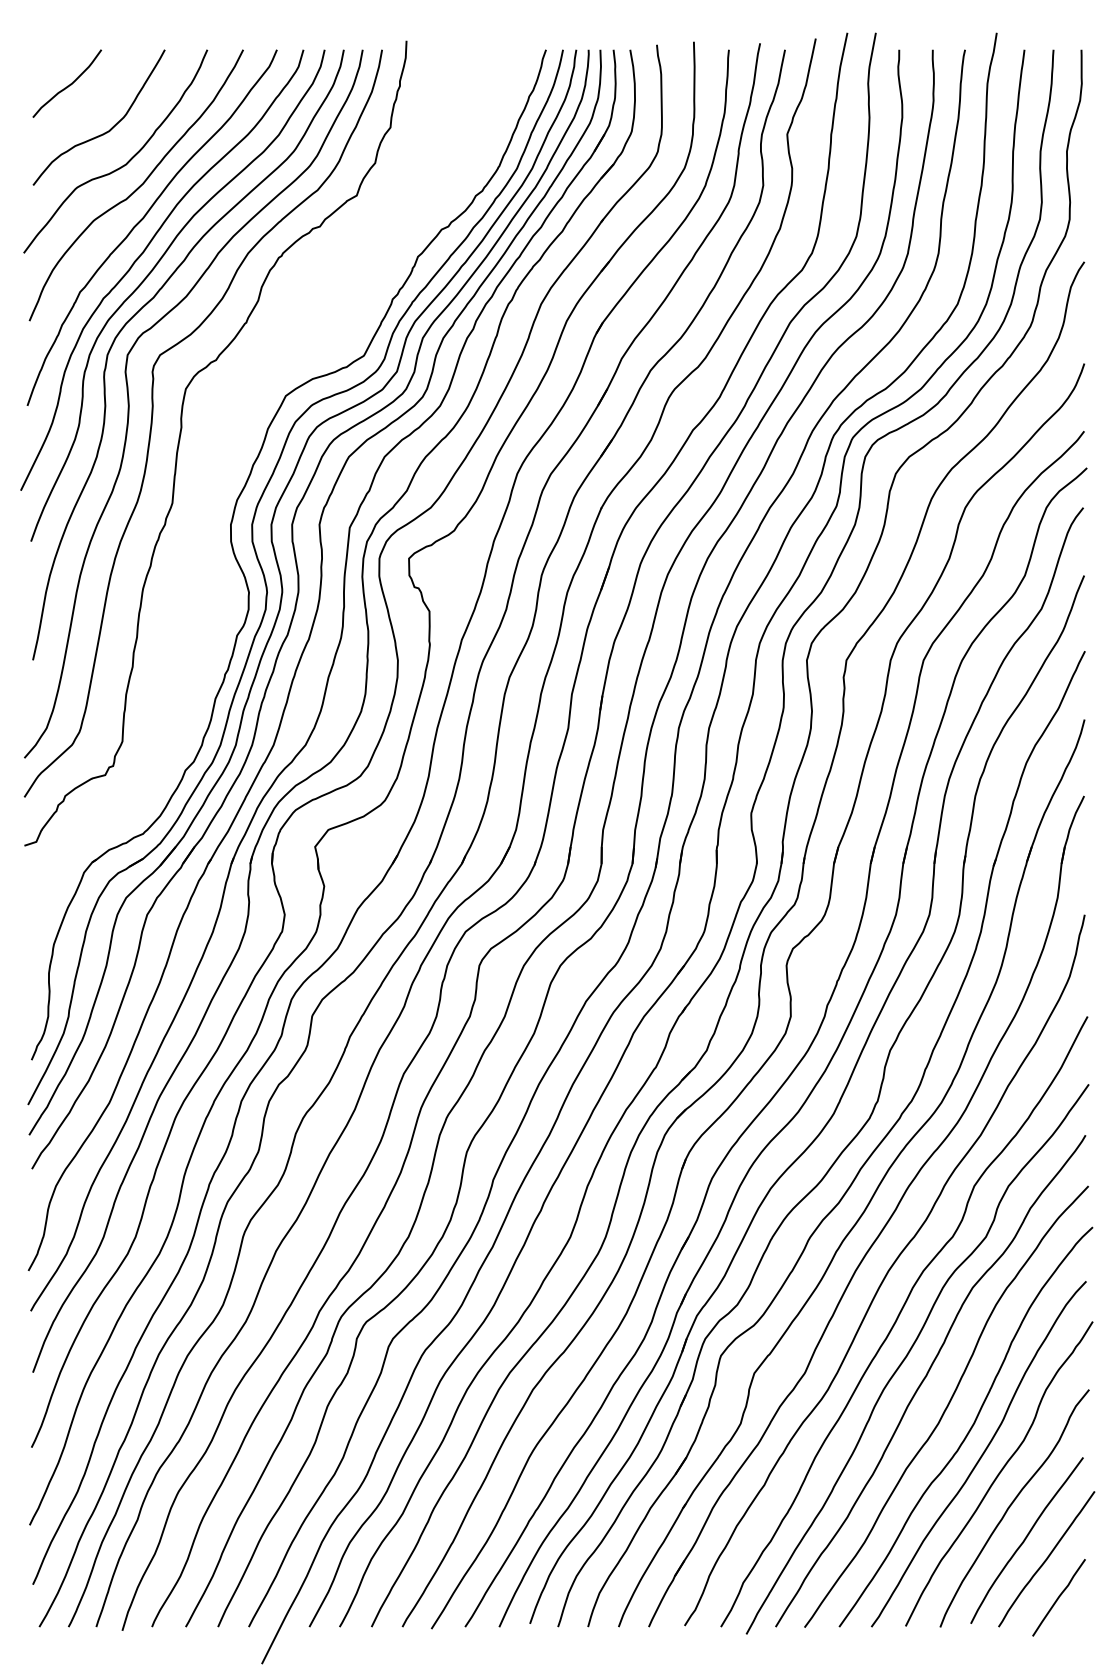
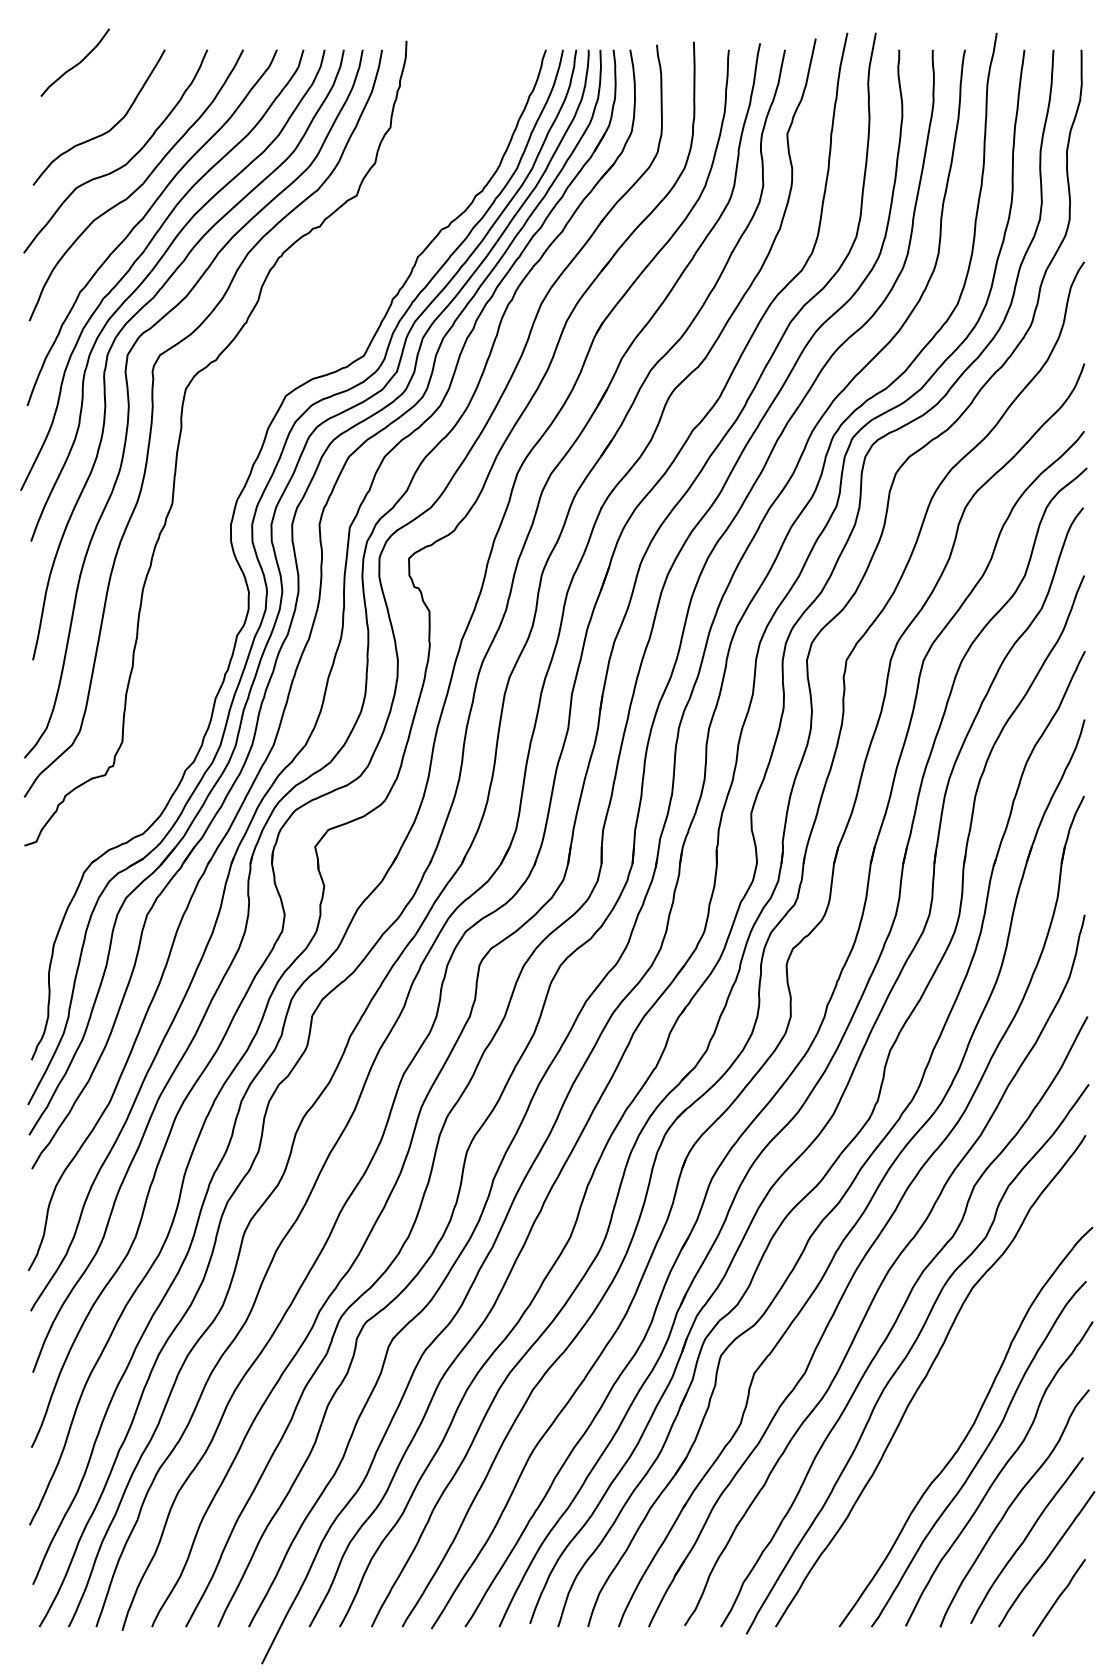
curve position: (67, 85) -> (75, 64) (75, 64)
curve: present -> none (946, 1406)
